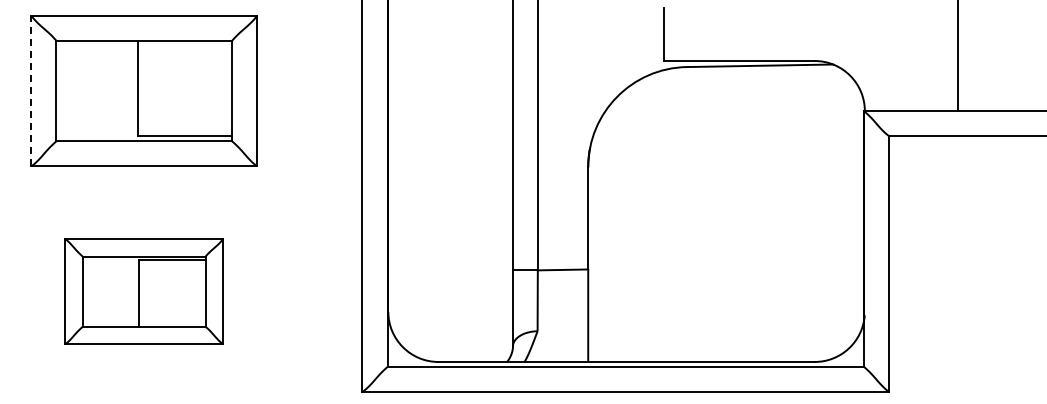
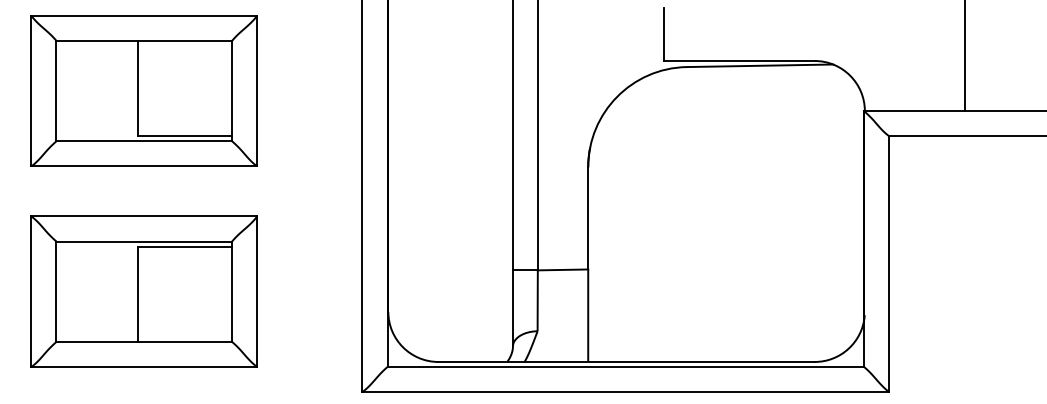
line position: (958, 56) -> (965, 56) (965, 56)
line: dashed -> solid (31, 90)
part size: 160x107 px -> 228x153 px (143, 291)
